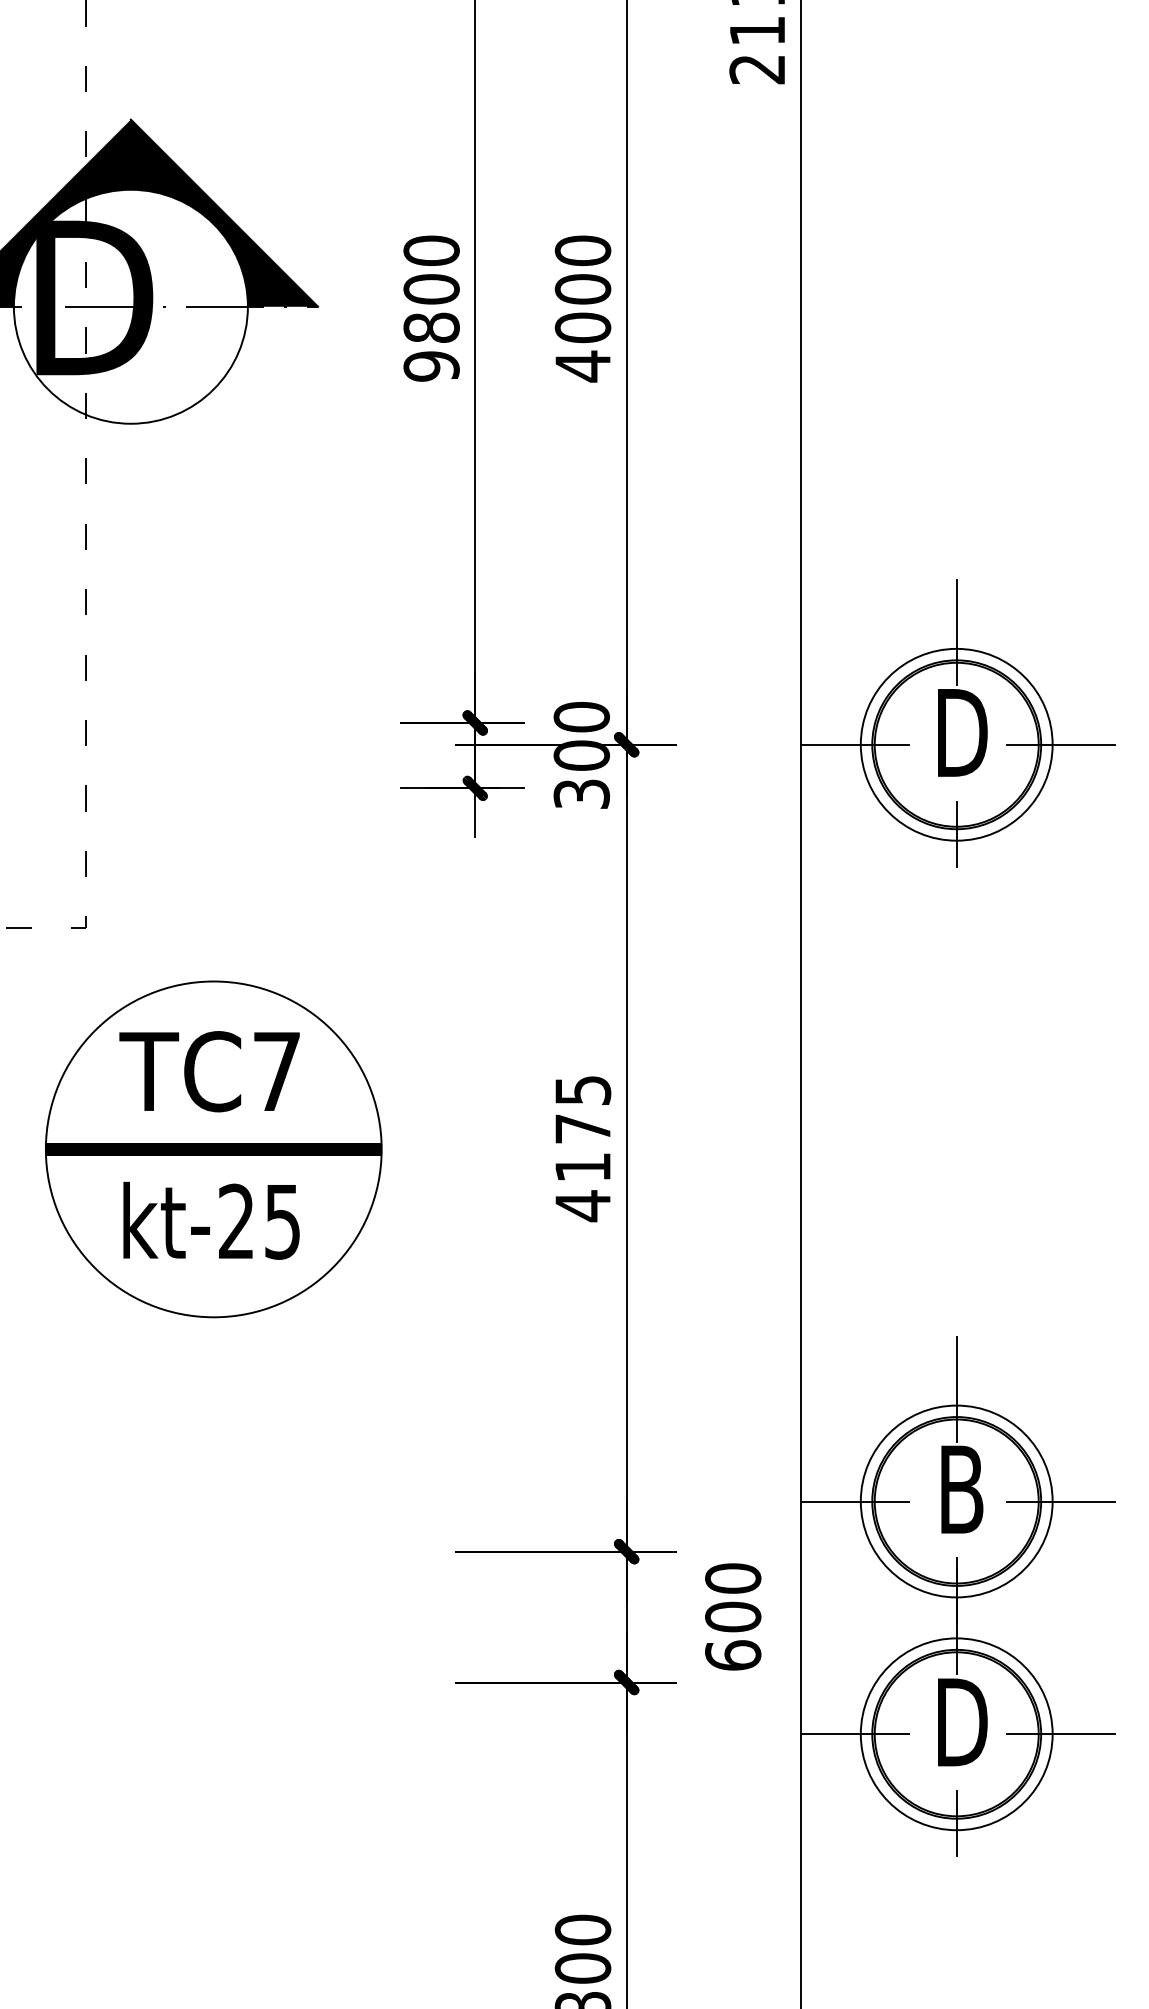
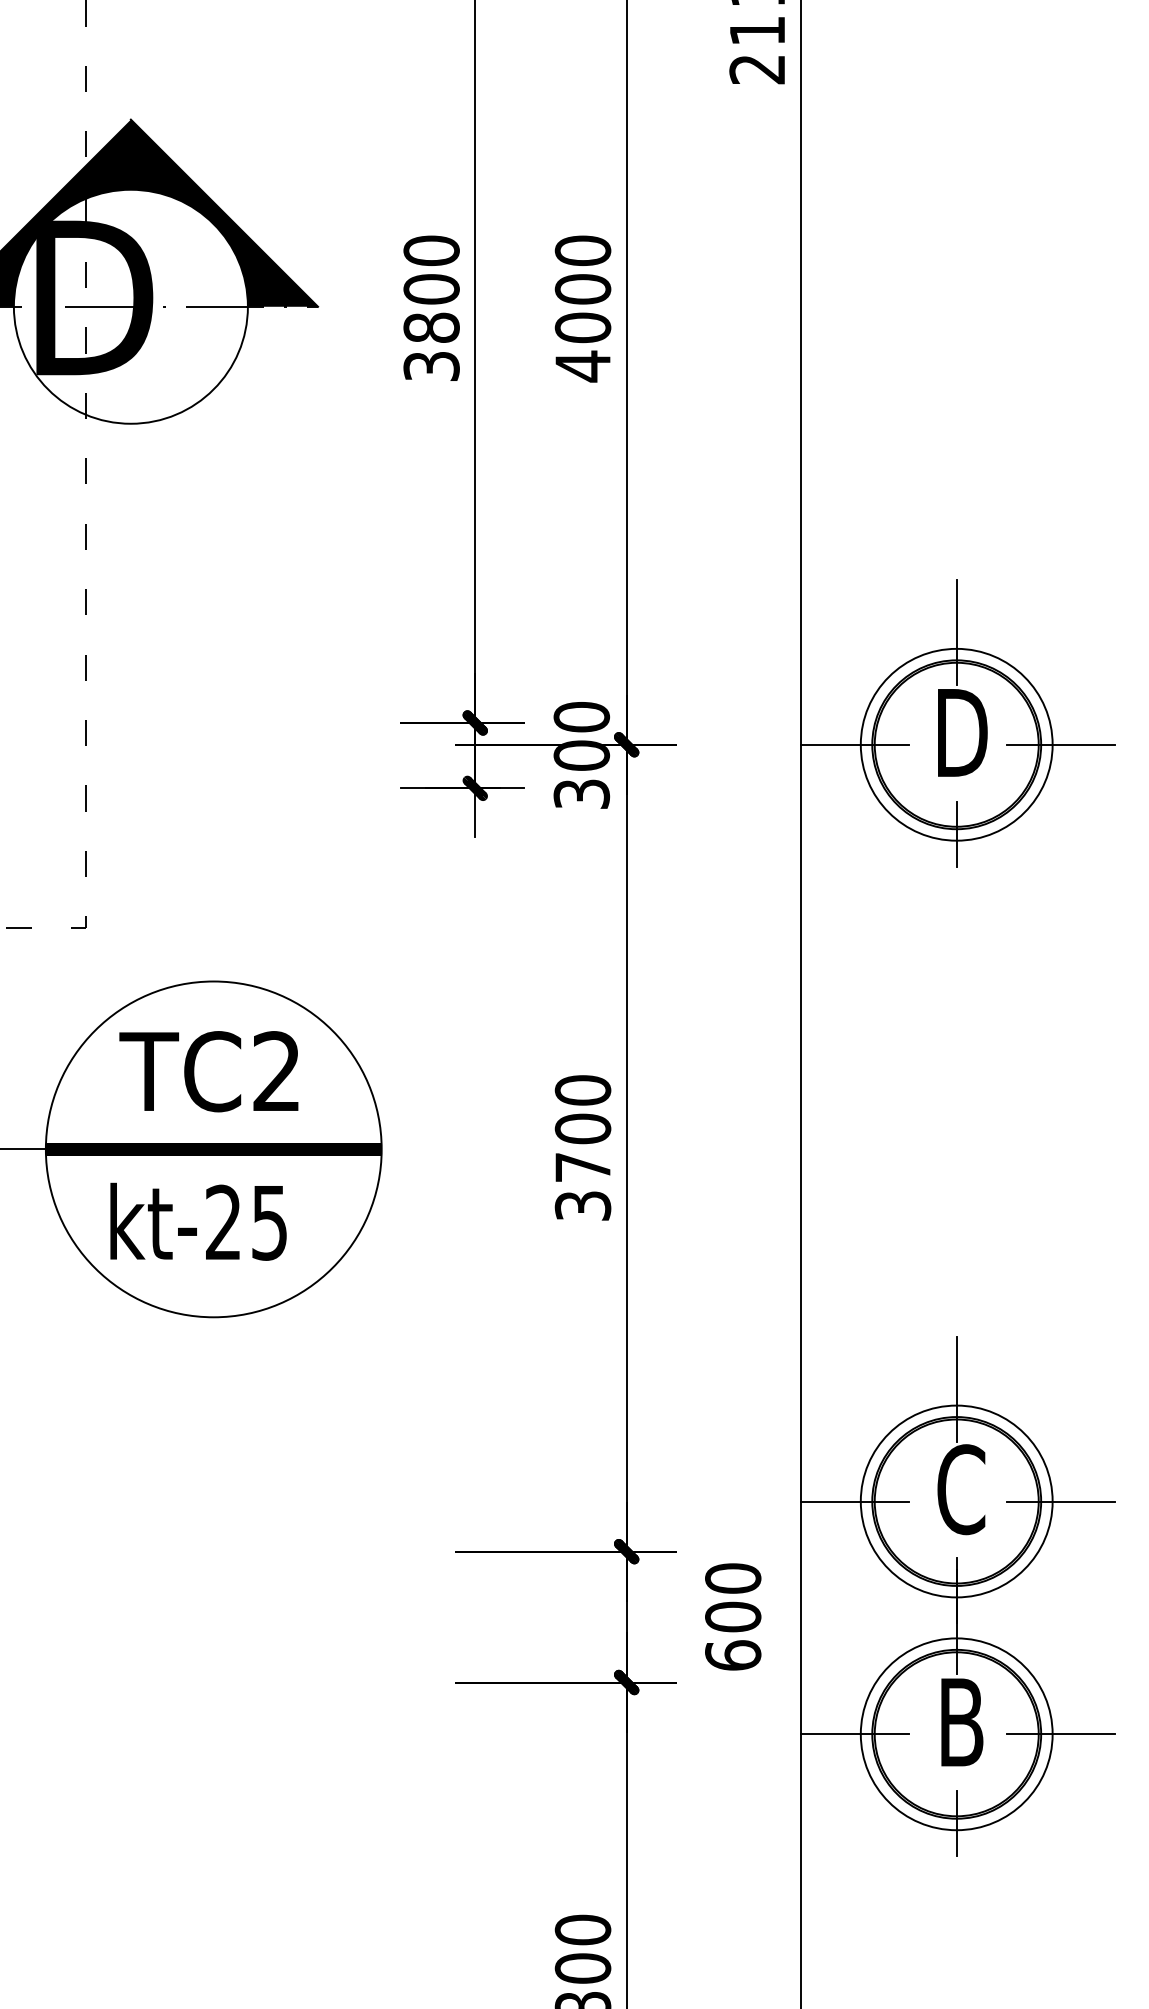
text: 9800 -> 3800 (431, 366)
text: TC7 -> TC2 (276, 1070)
text: 4175 -> 3700 (582, 1148)
line: none -> present (23, 1149)
text position: (211, 1220) -> (198, 1221) (198, 1221)
text: B -> C (961, 1489)
text: D -> B (962, 1722)
